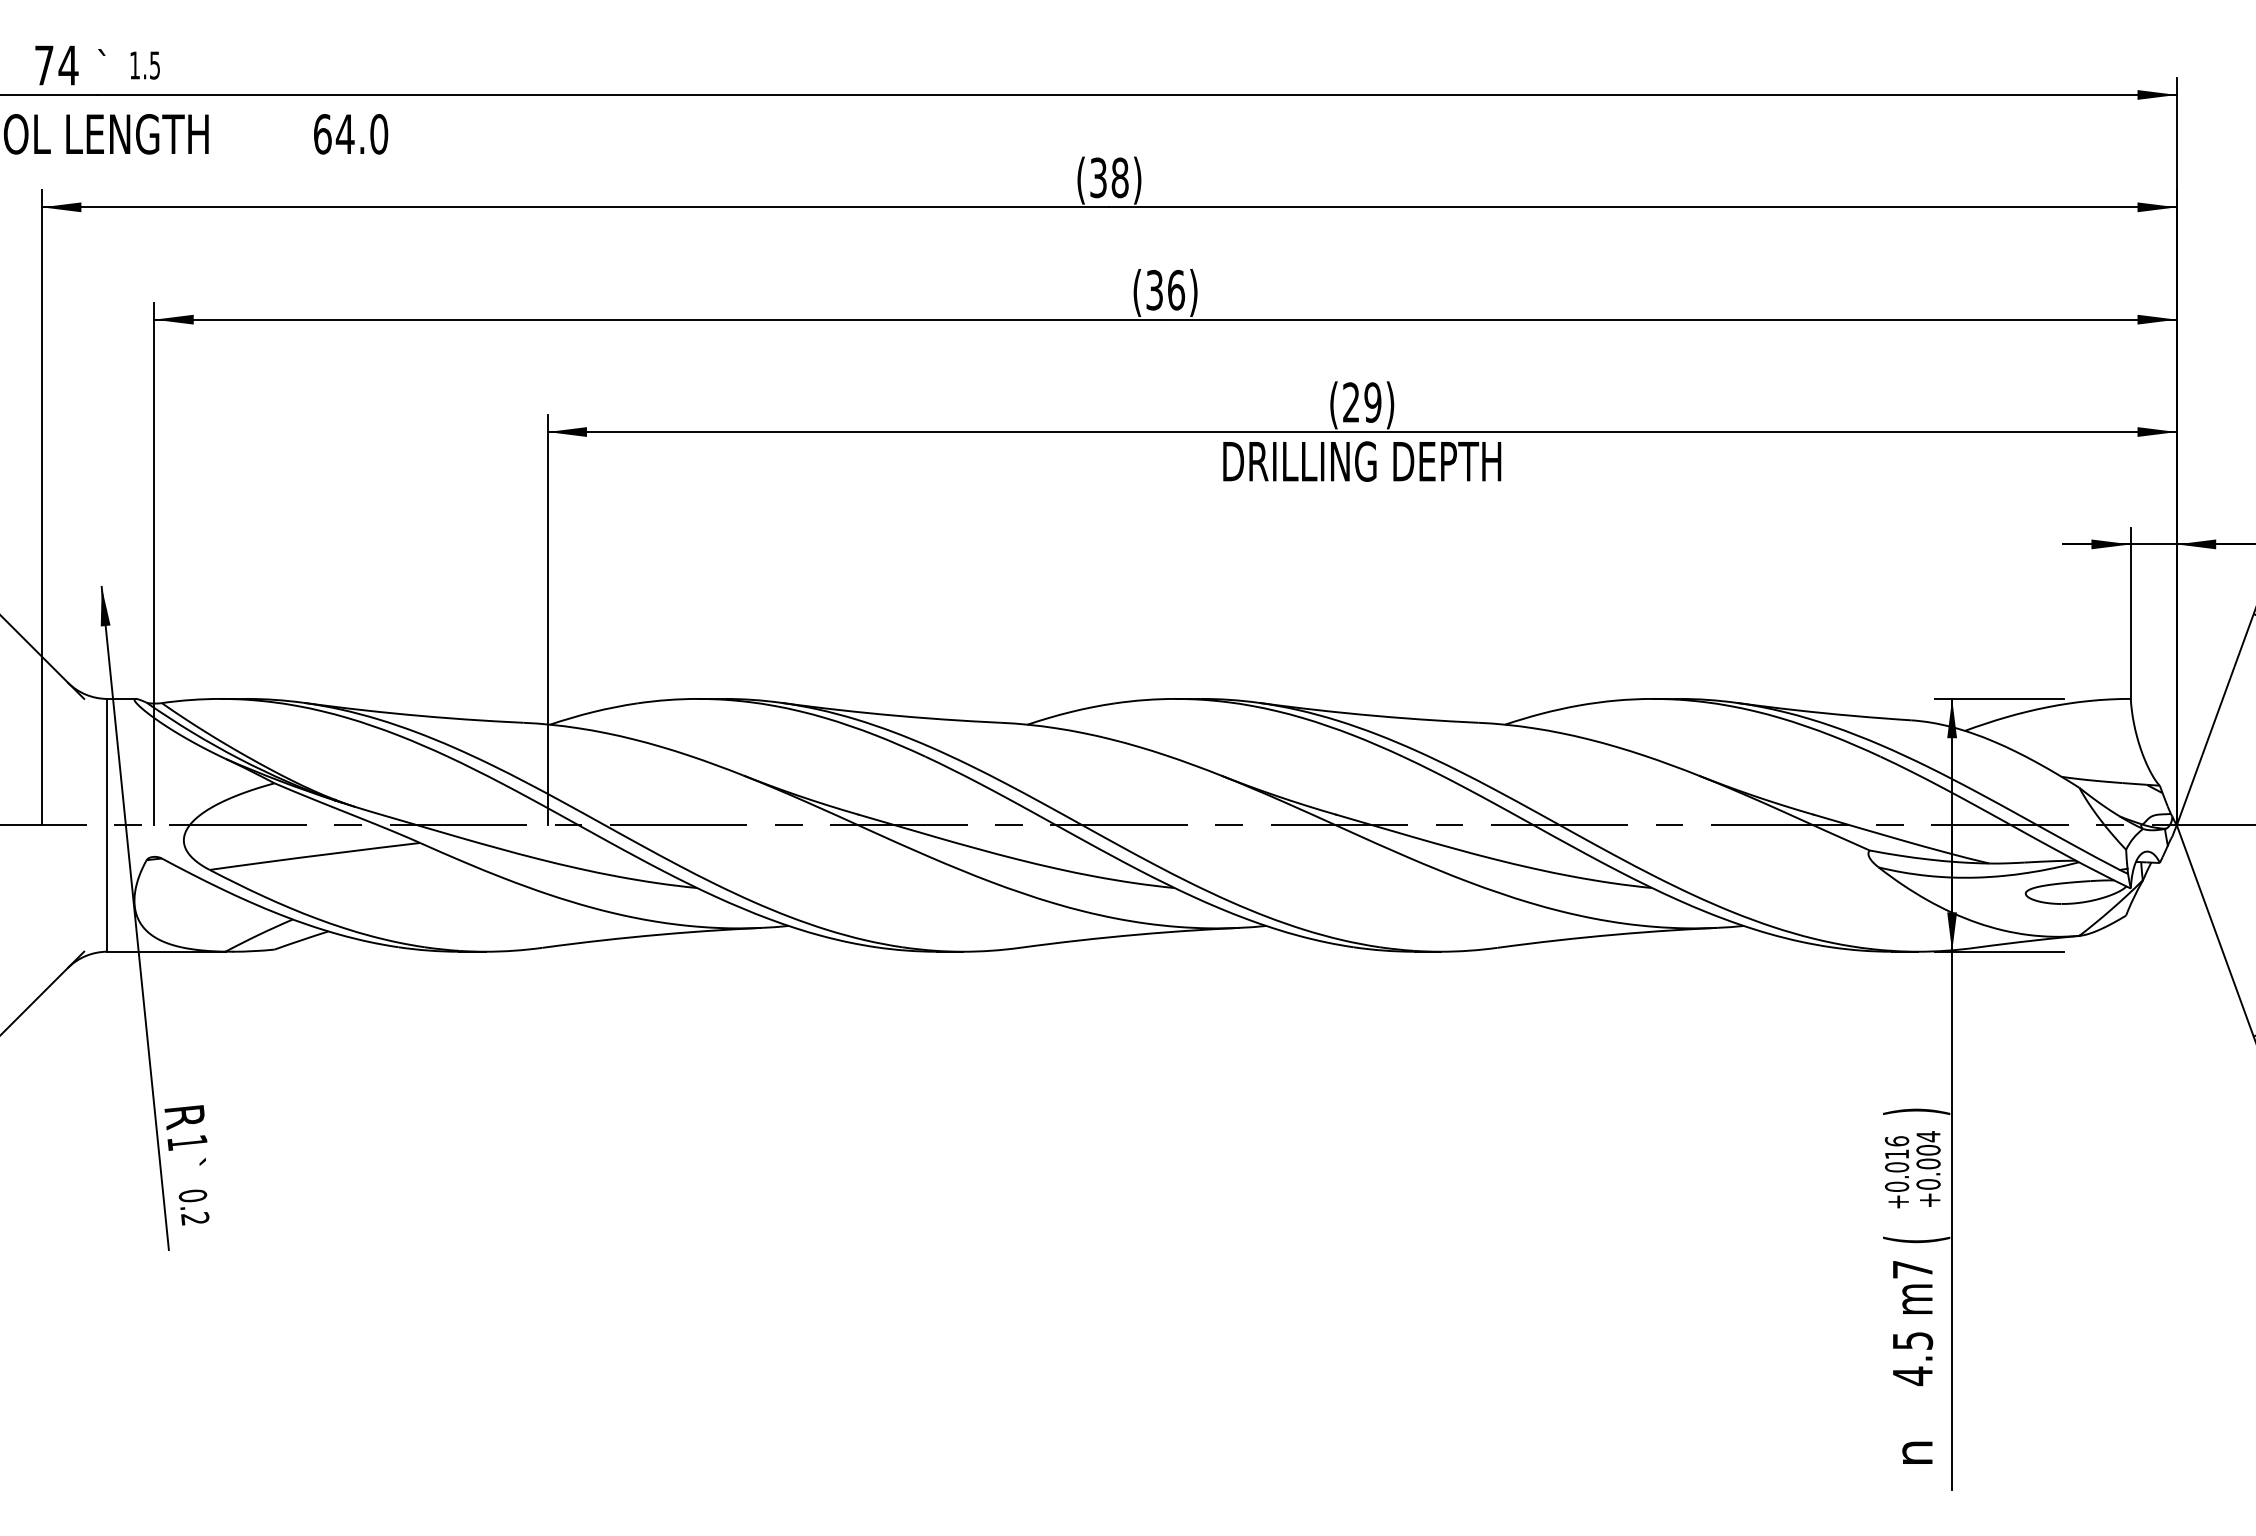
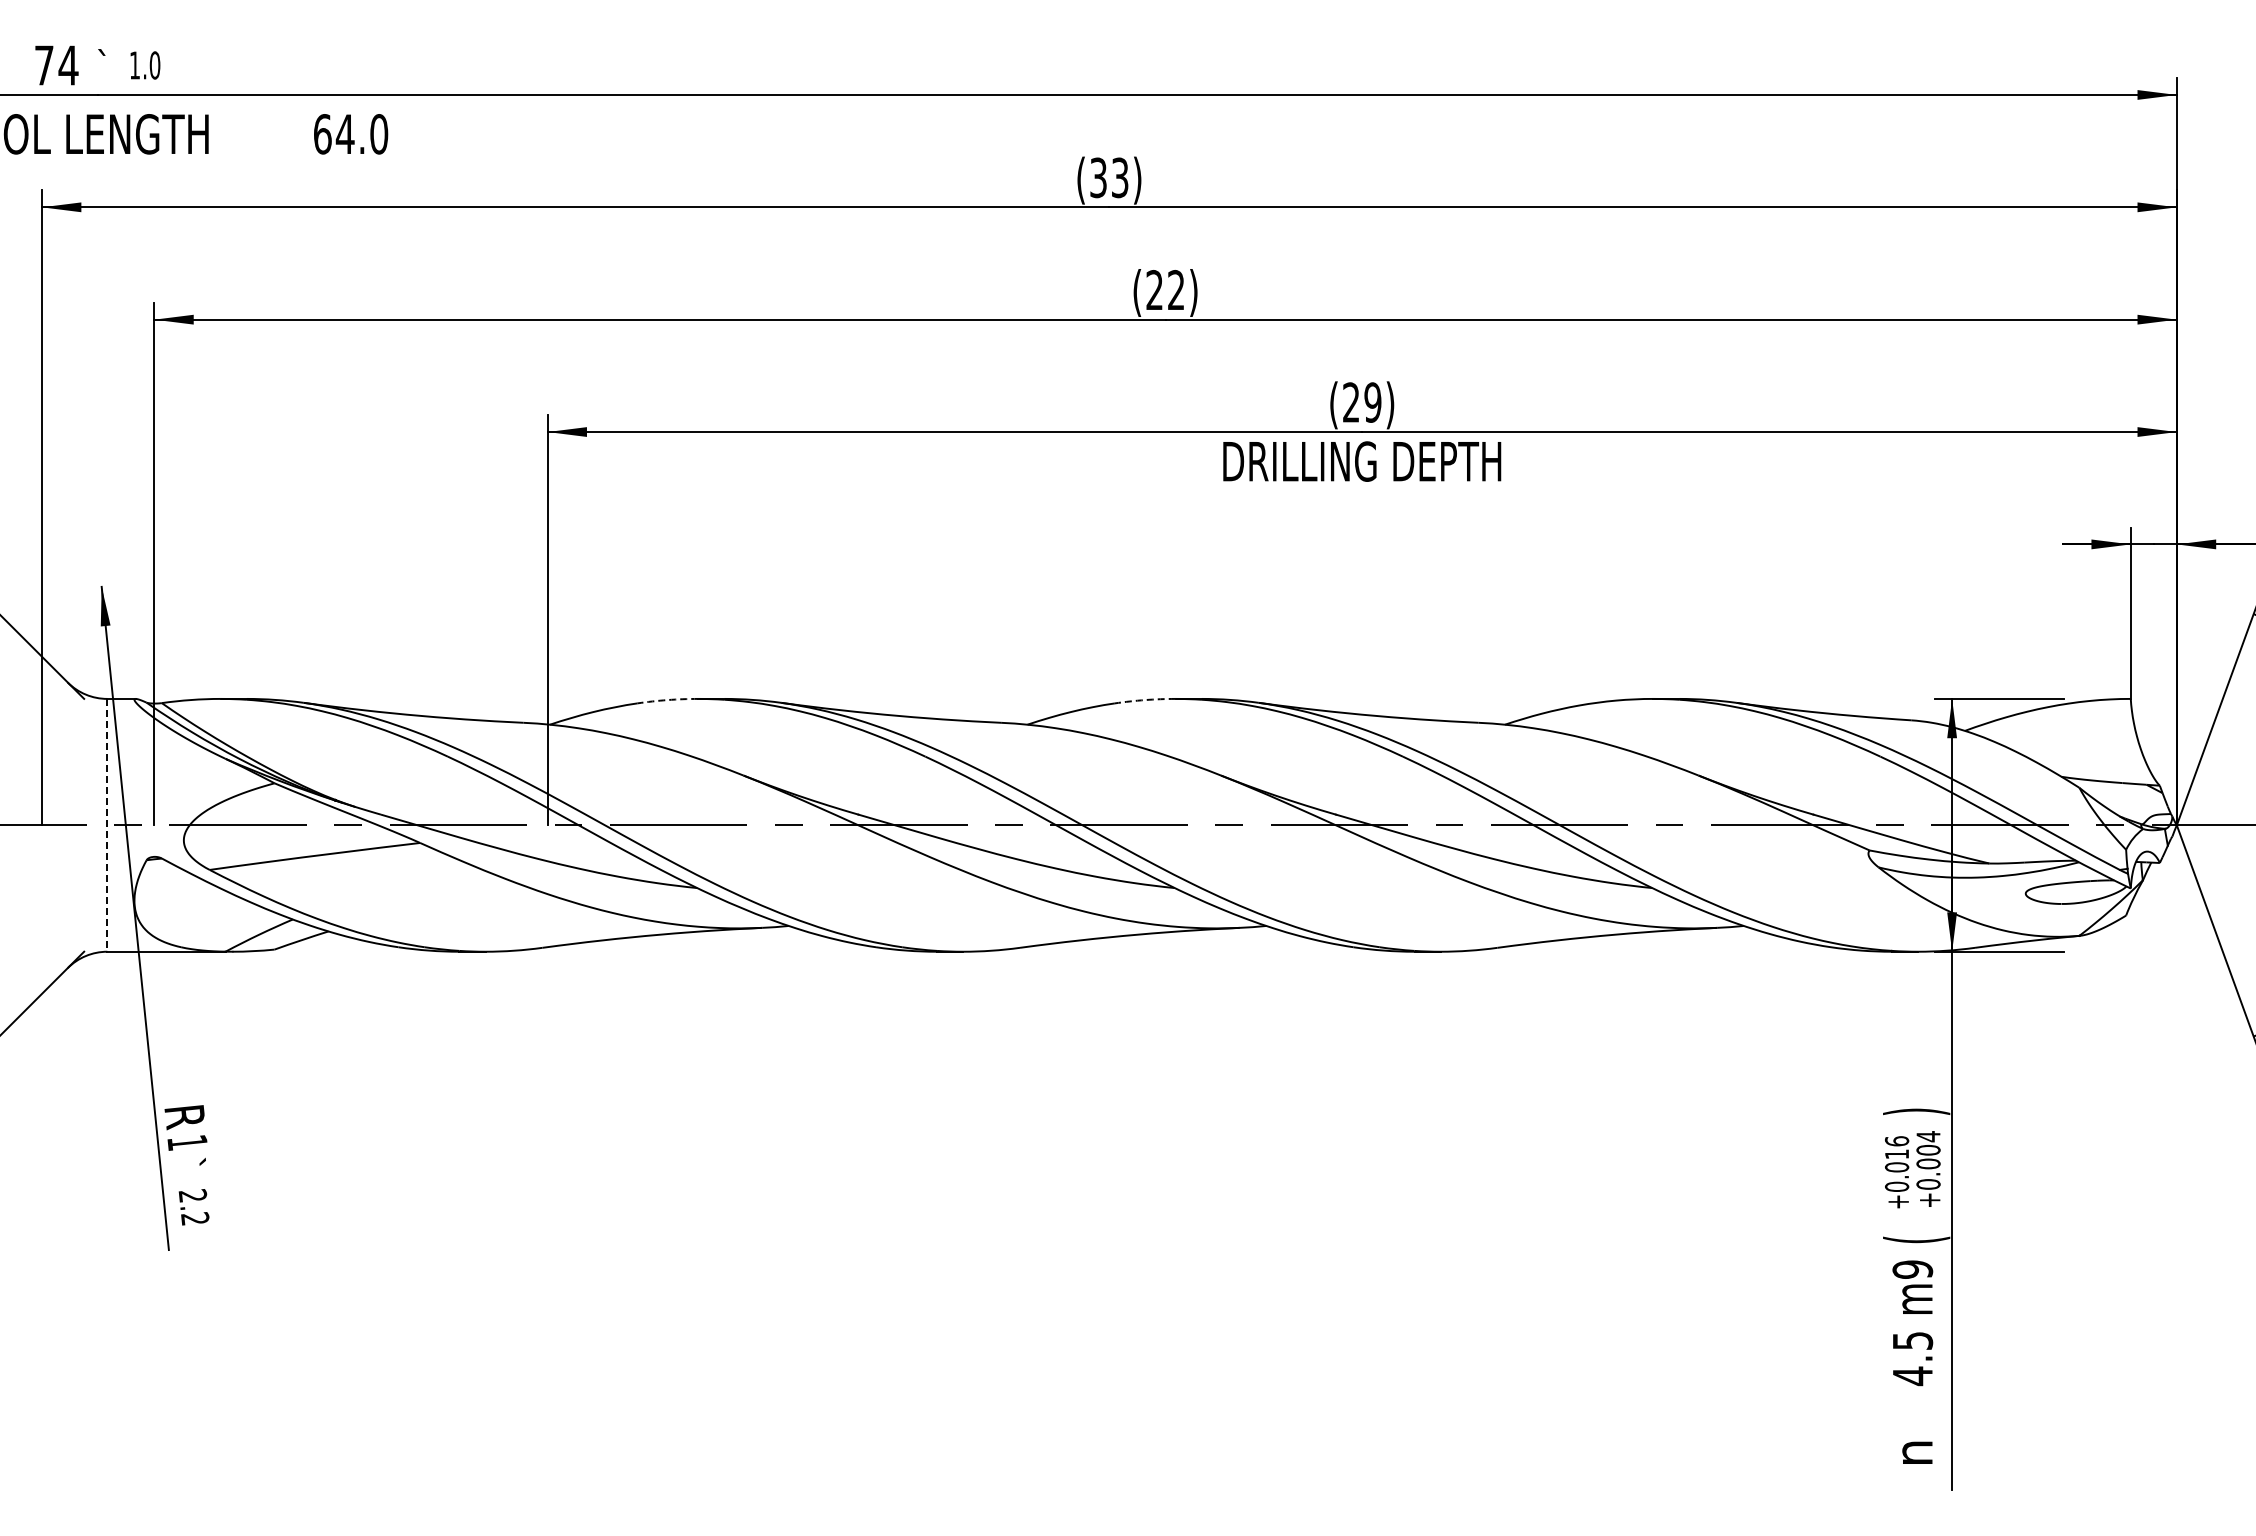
text: 1.5 -> 1.0 (154, 65)
text: (38) -> (33) (1119, 177)
text: (36) -> (22) (1165, 289)
arc: solid -> dashed (667, 700)
arc: solid -> dashed (1145, 700)
line: solid -> dashed (107, 825)
text: 0.2 -> 2.2 (192, 1195)
text: m7 -> m9 (1912, 1269)
